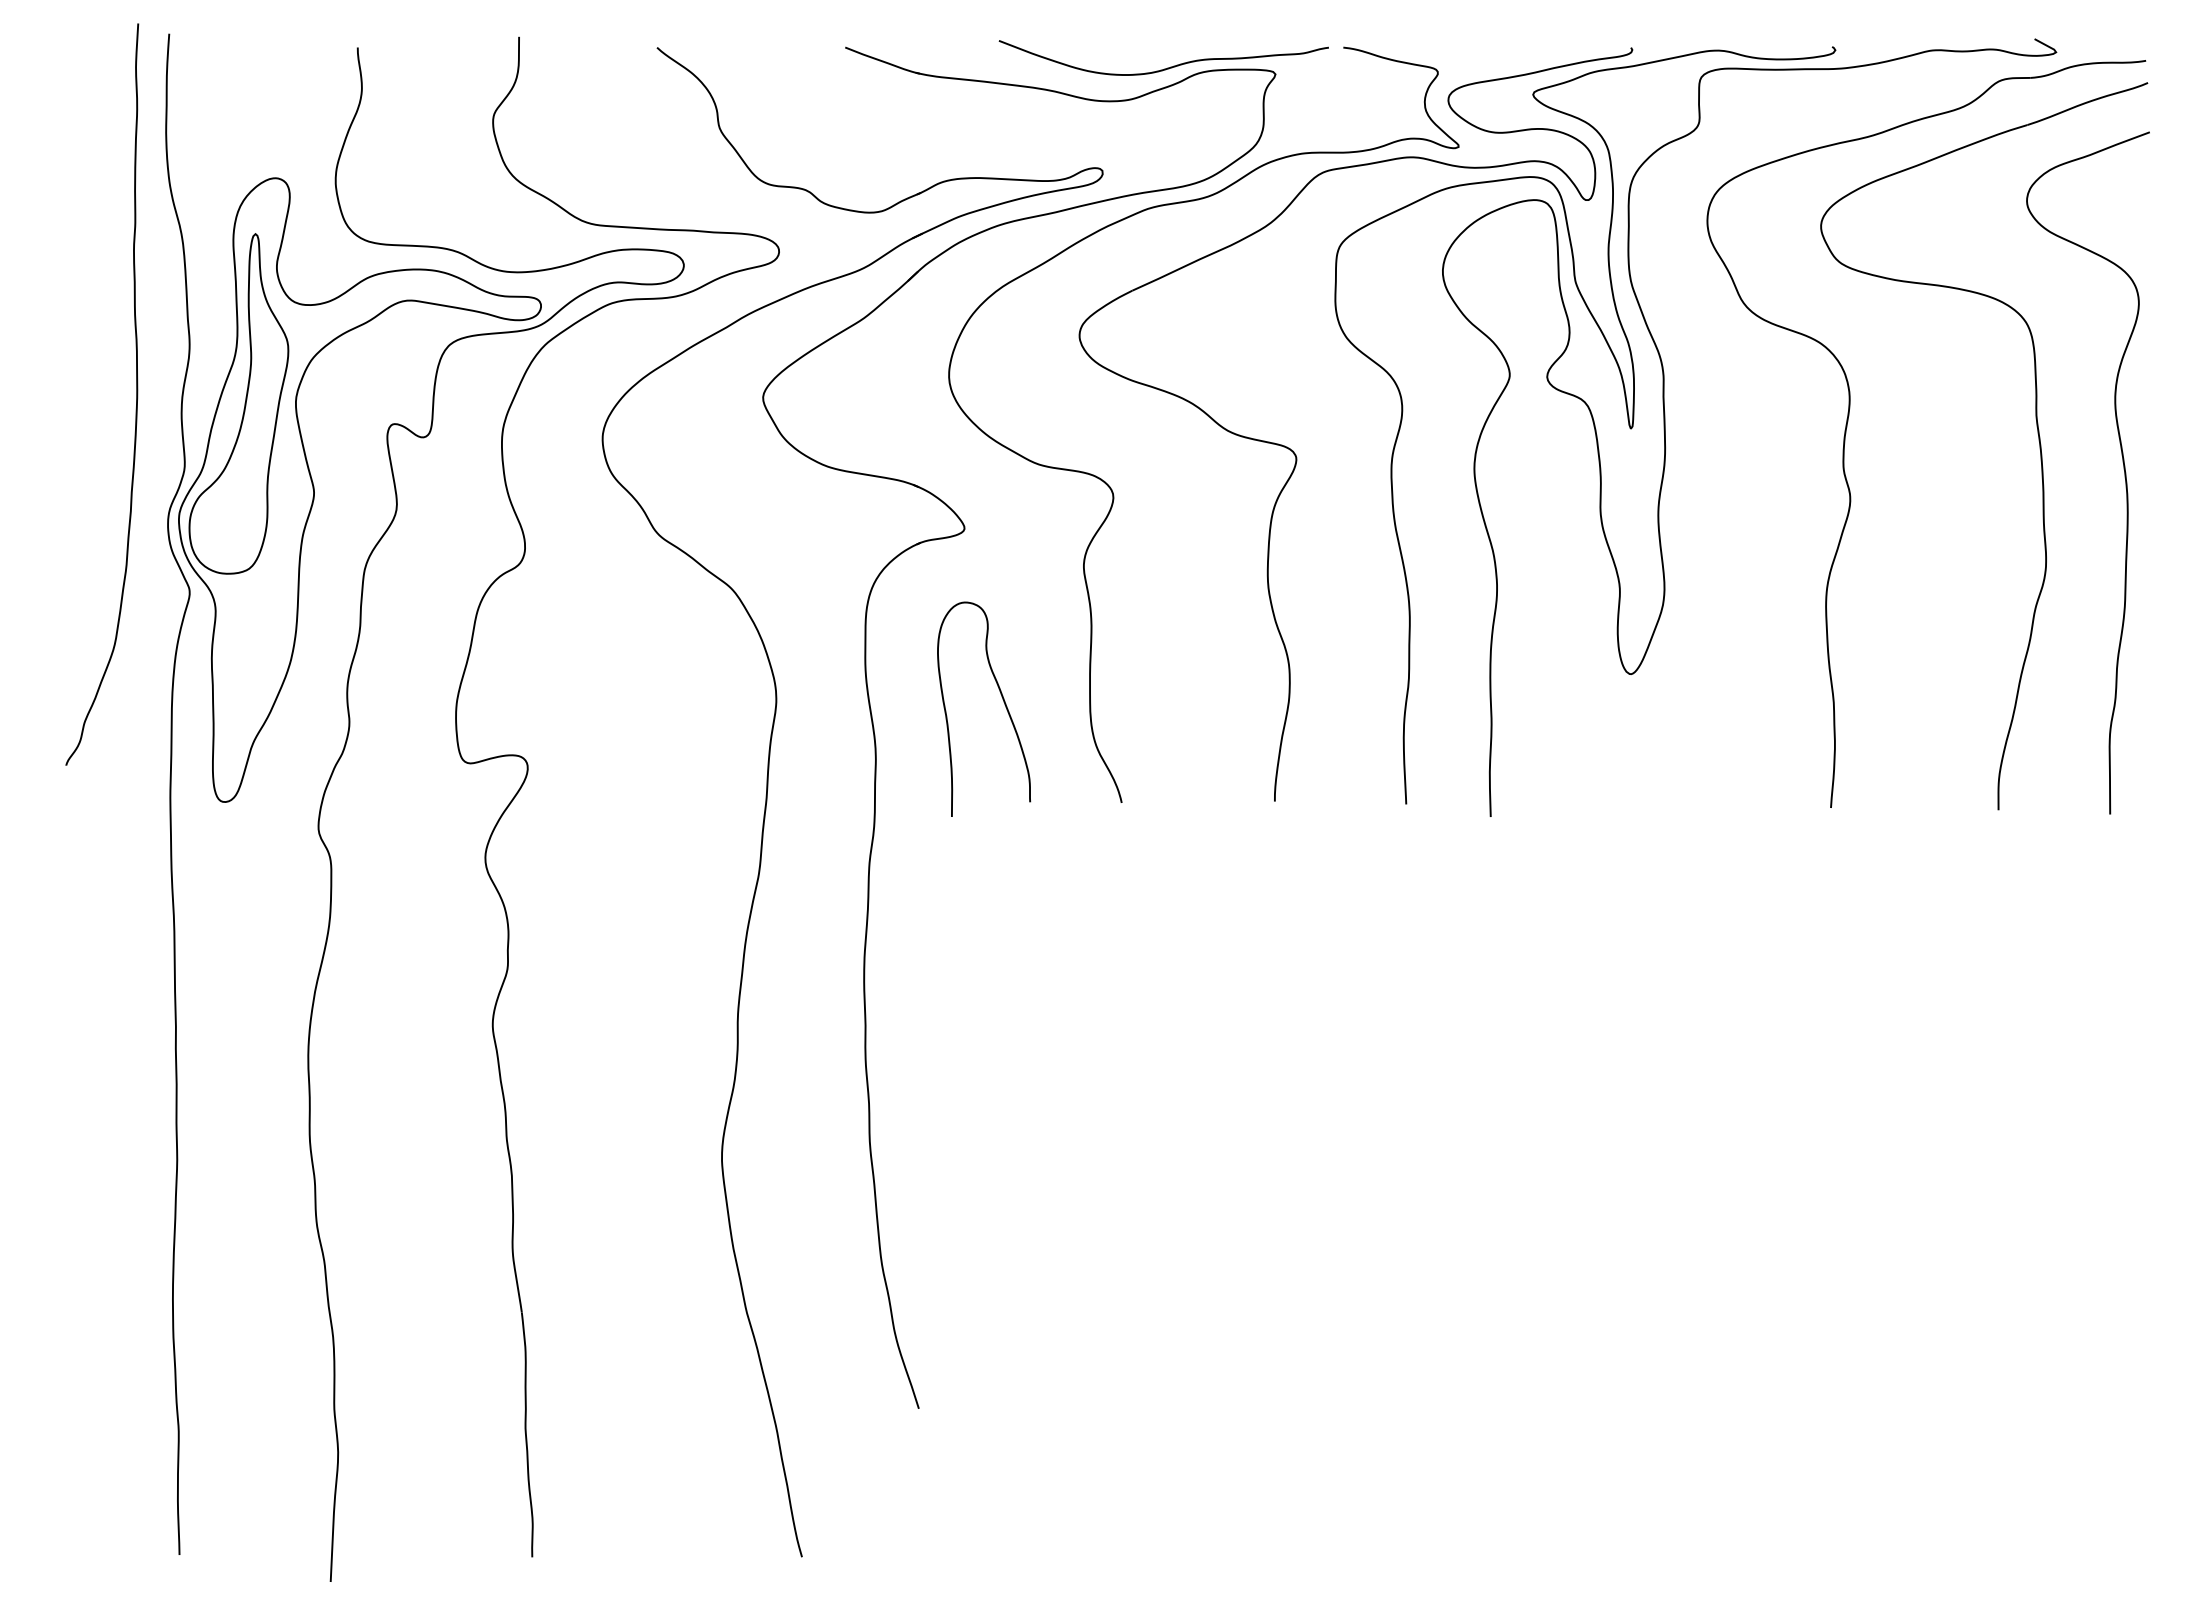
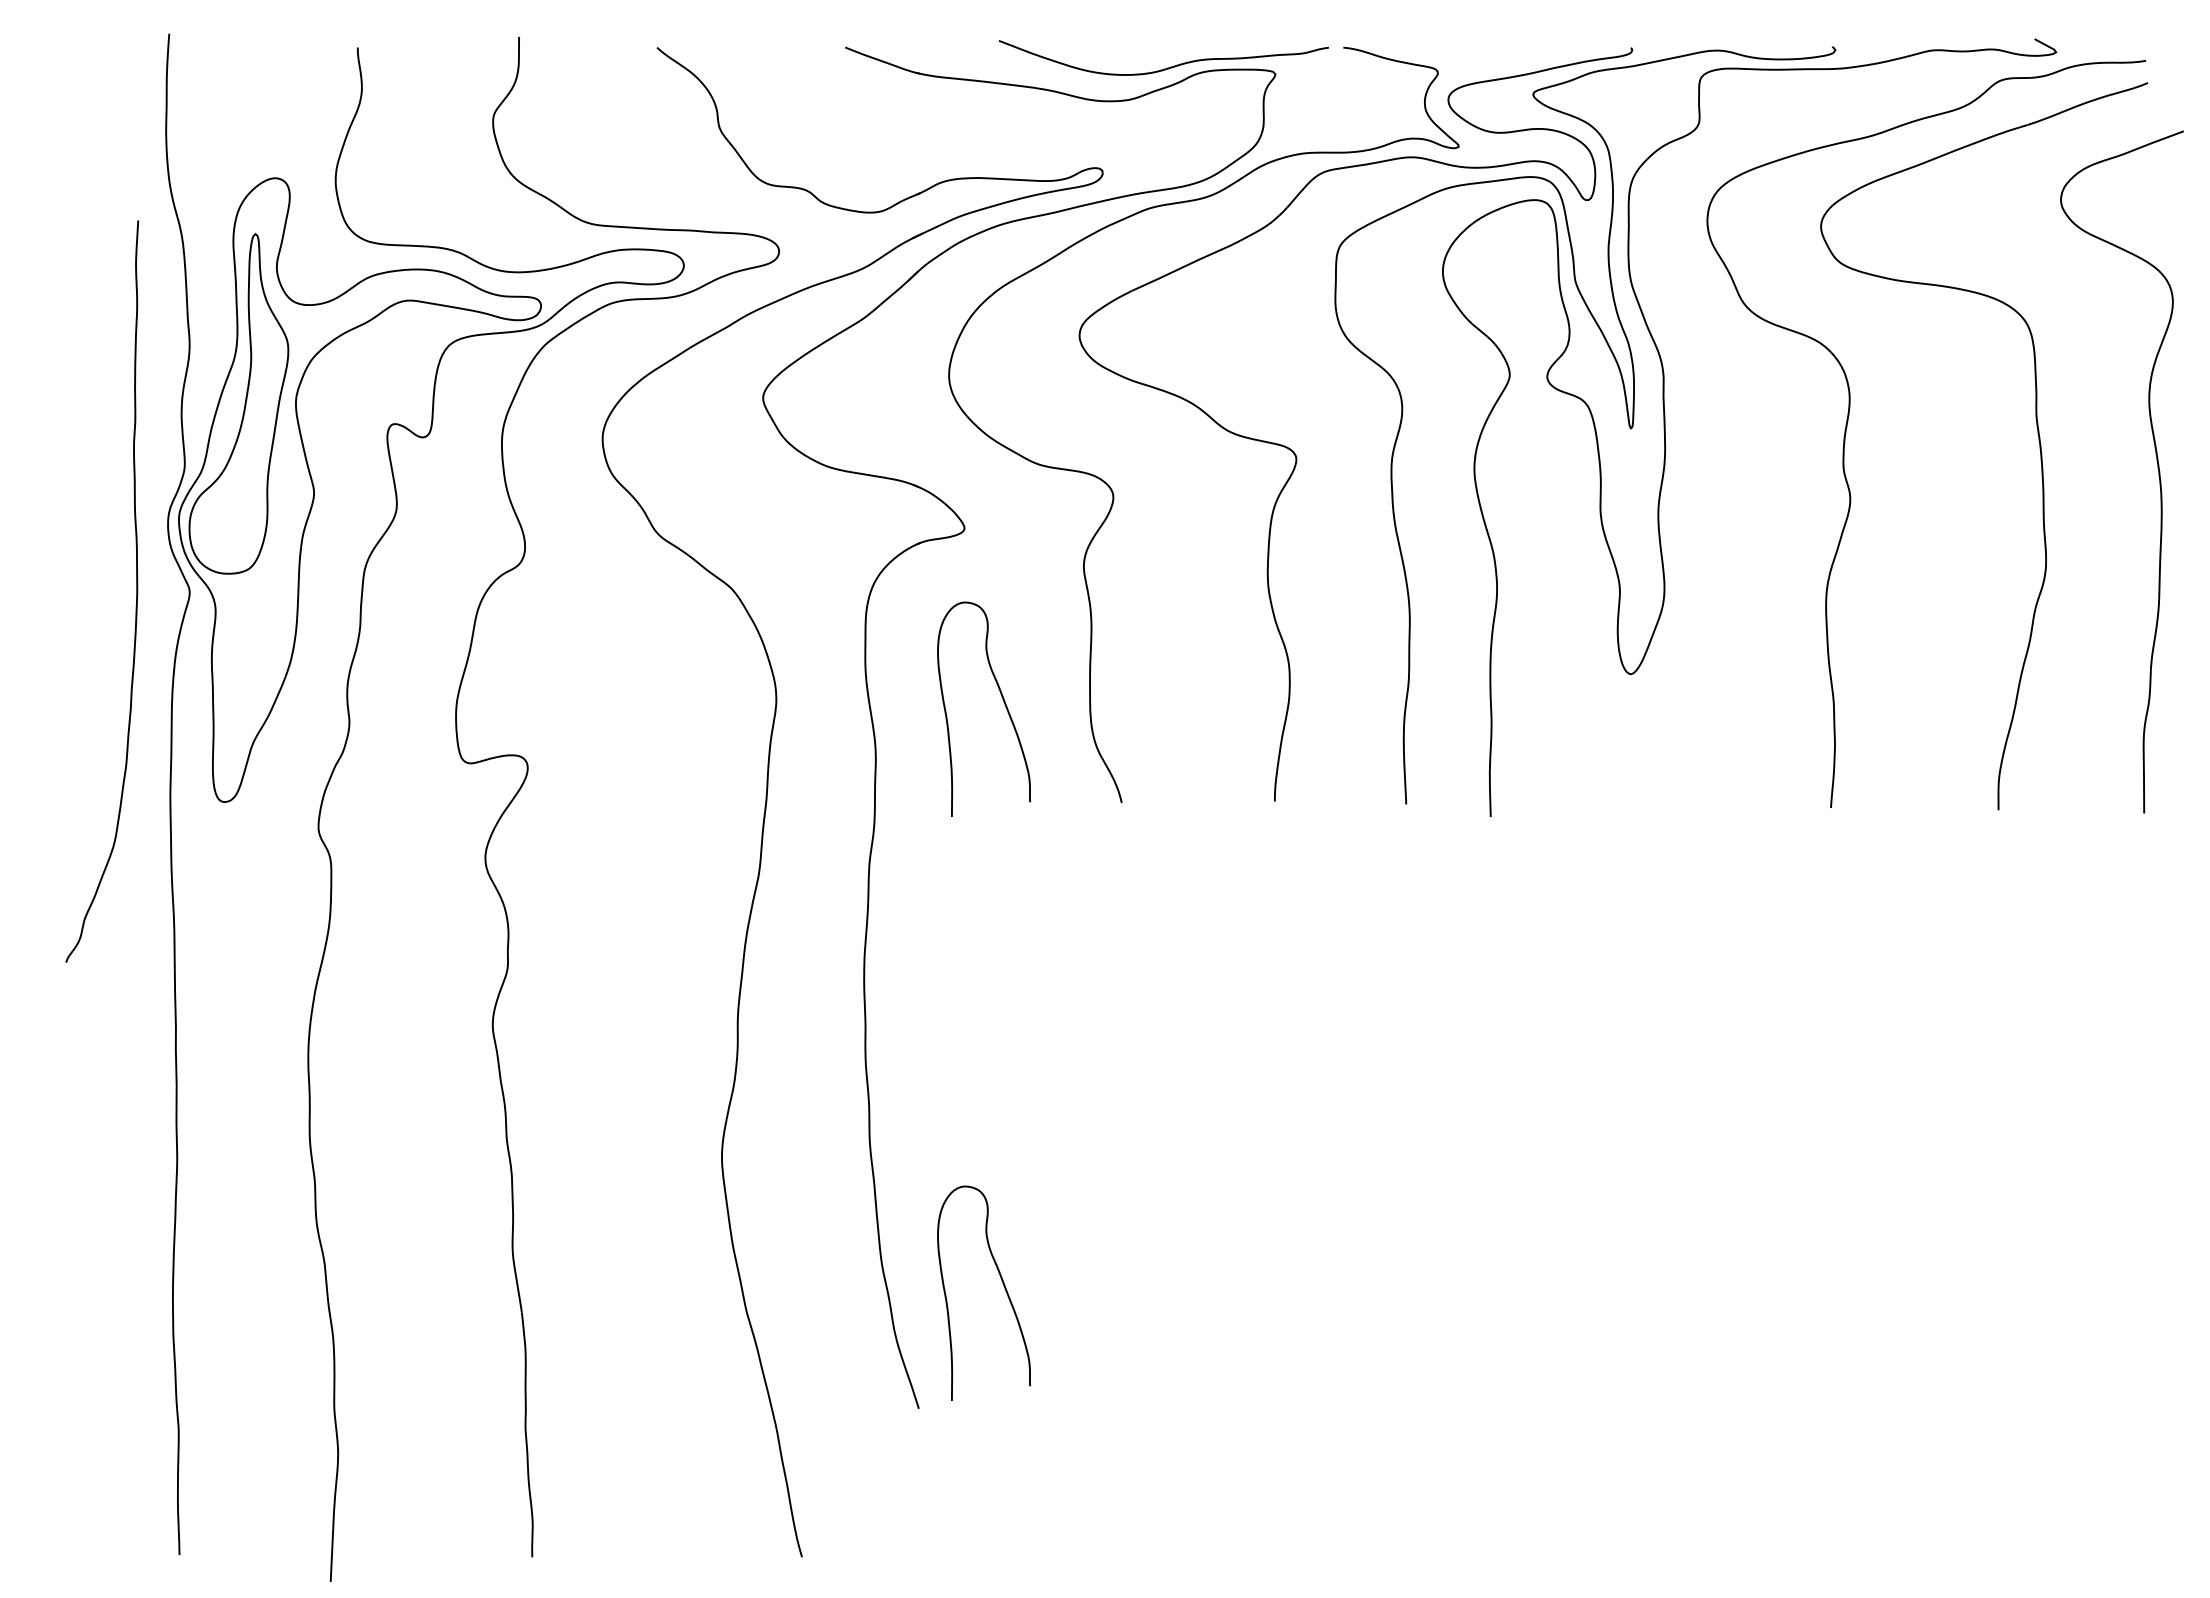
curve position: (136, 394) -> (136, 591) (136, 591)
curve position: (2123, 469) -> (2157, 468) (2157, 468)
curve: none -> present (1003, 1286)
